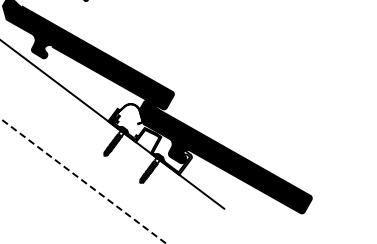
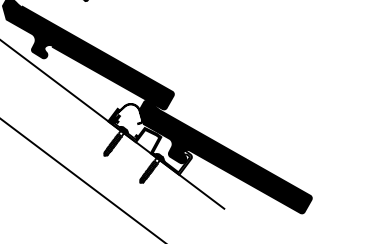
line: dashed -> solid (83, 181)
